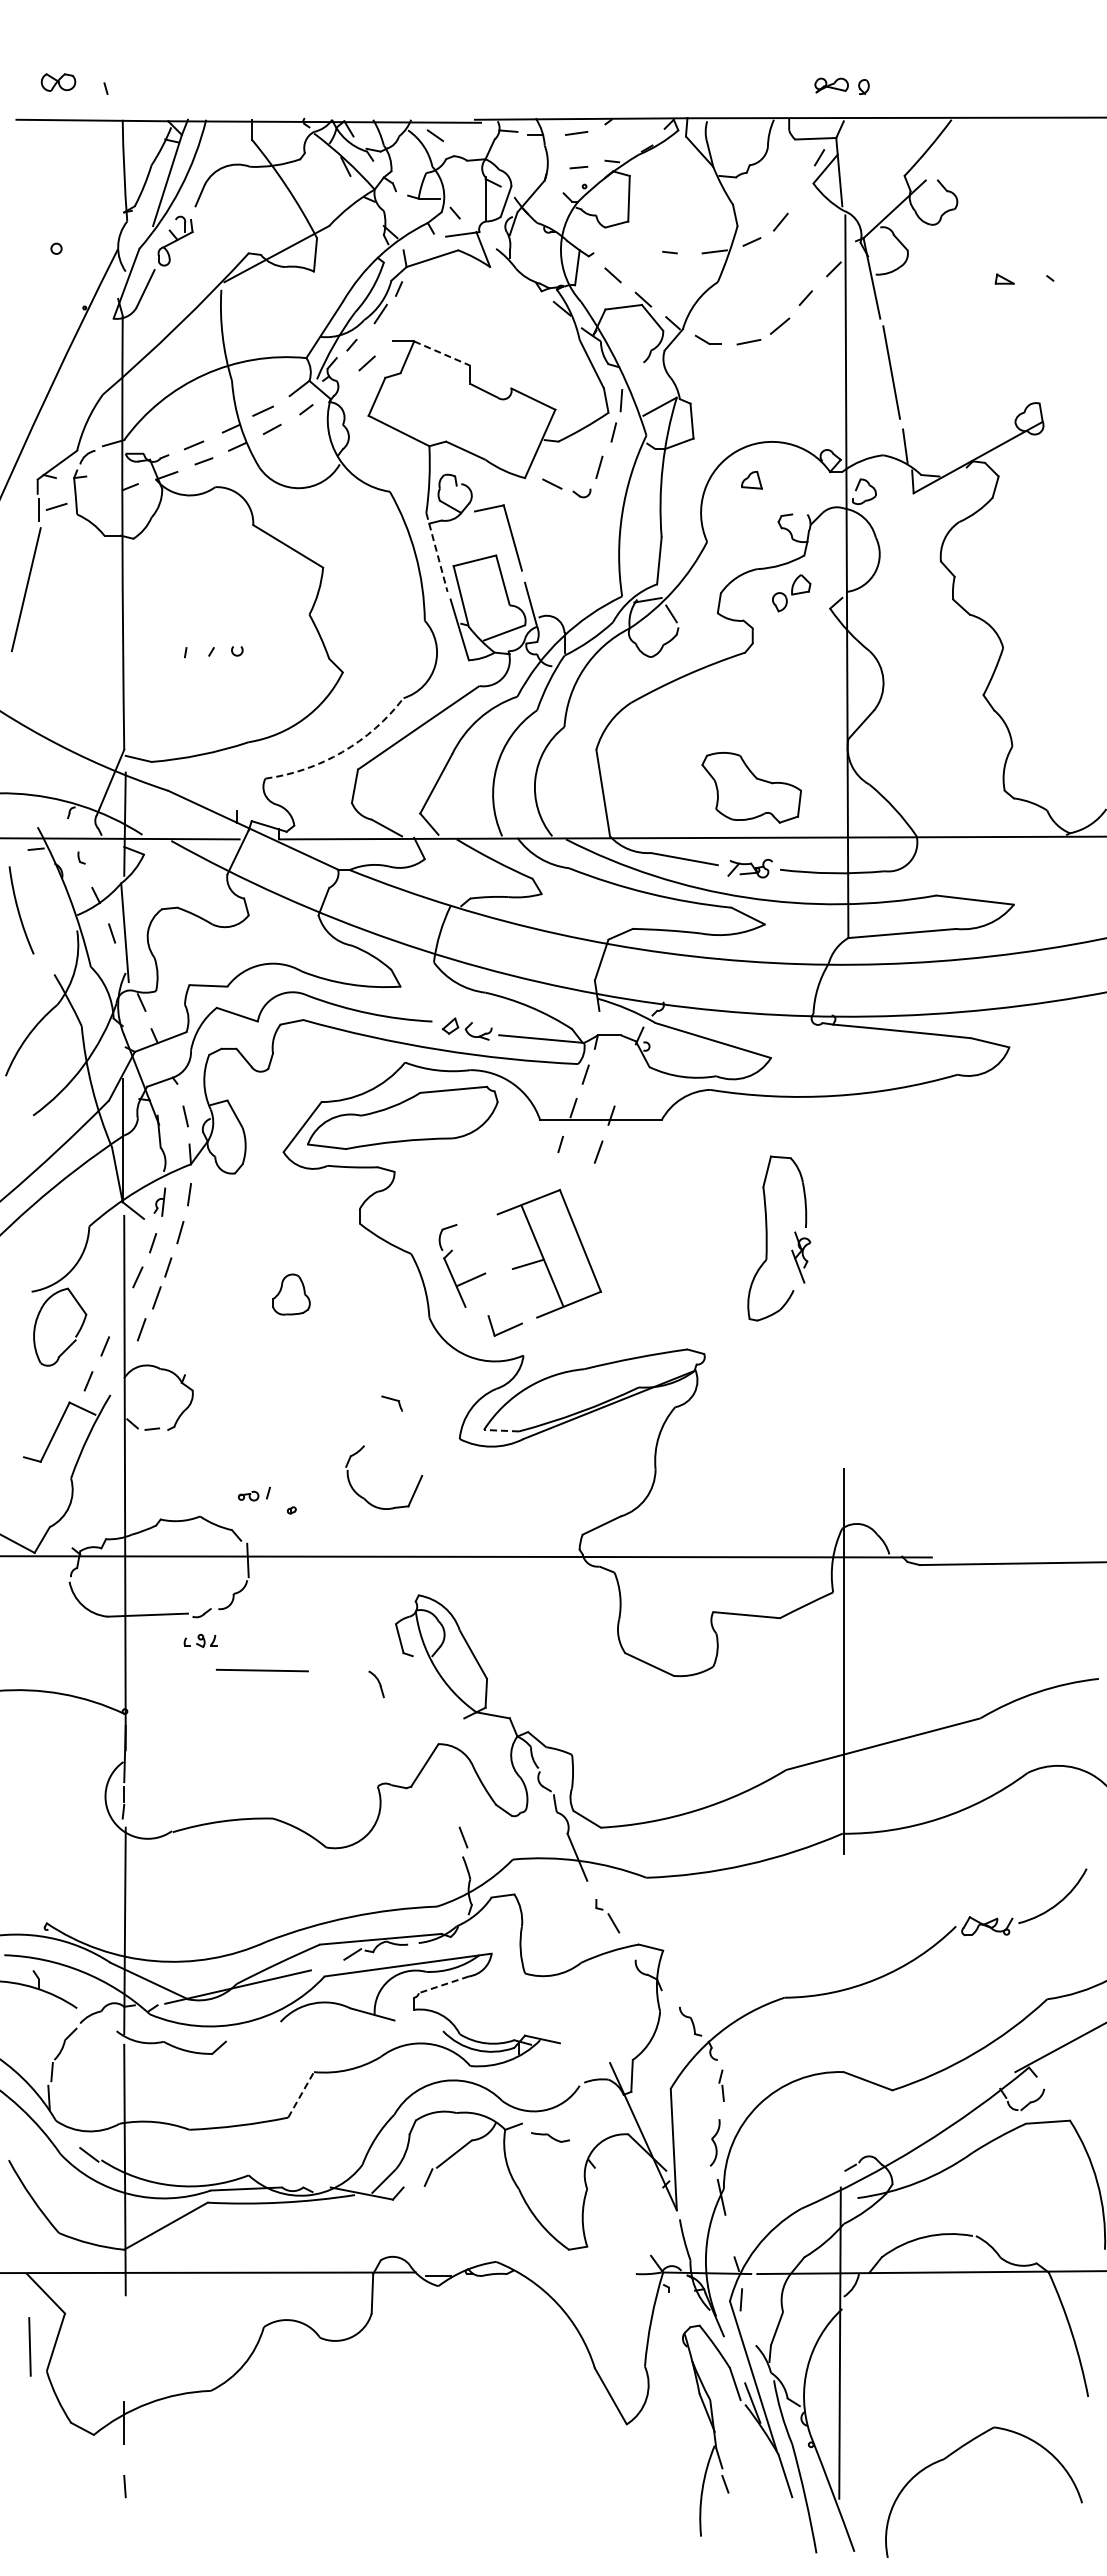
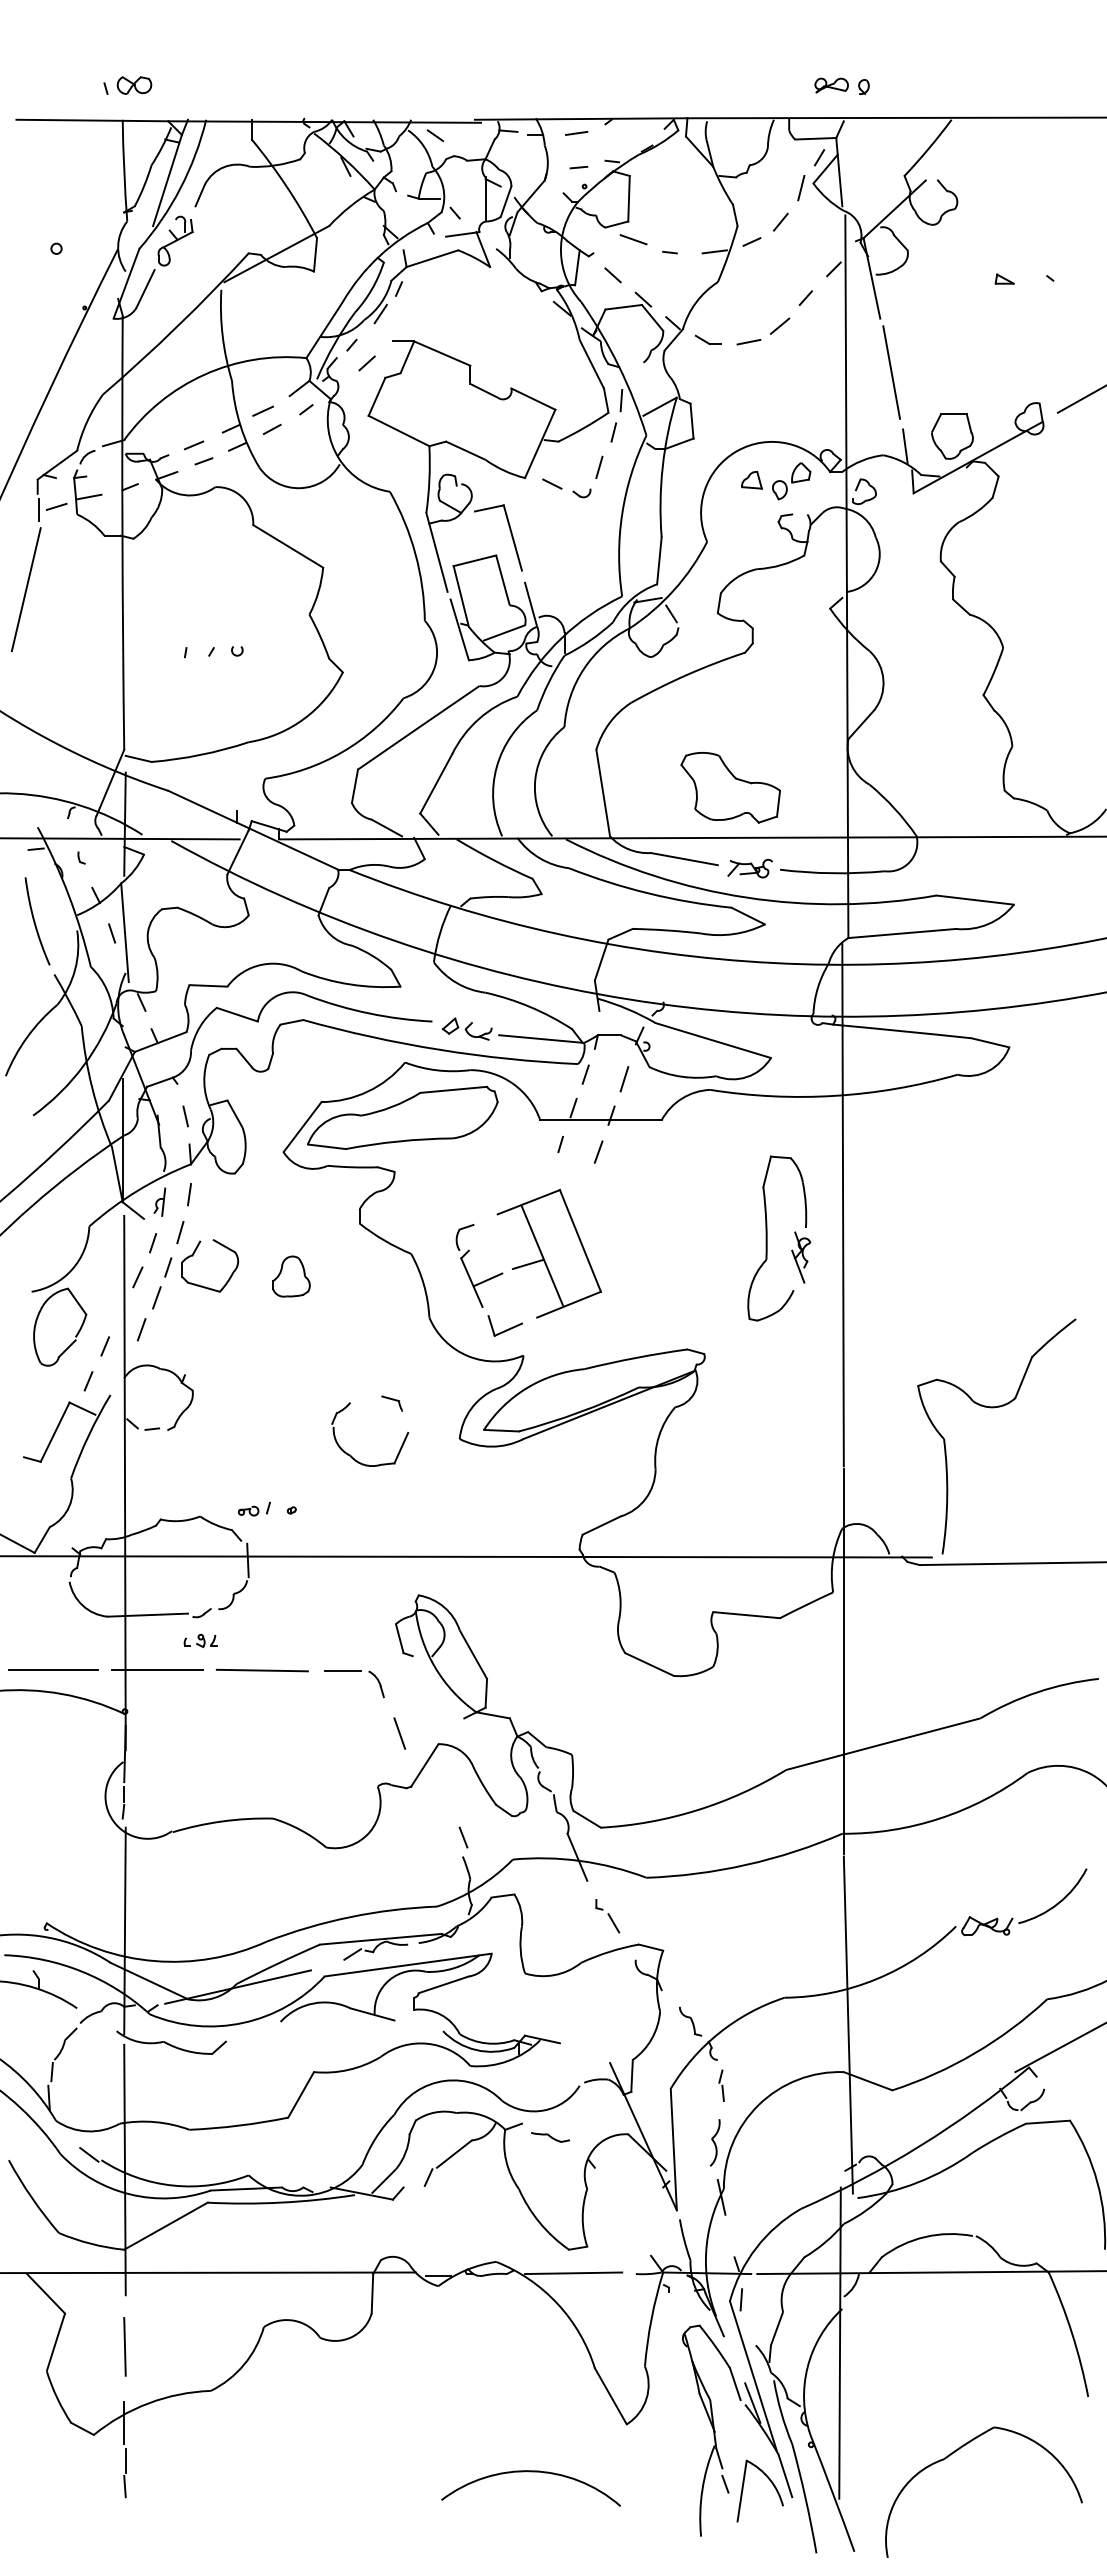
part position: (58, 82) -> (134, 85) (134, 85)
line: none -> present (801, 187)
line: none -> present (633, 239)
line: dashed -> solid (442, 353)
line: none -> present (1080, 399)
part: none -> present (952, 436)
line: none -> present (89, 496)
line: dashed -> solid (436, 552)
part position: (791, 593) -> (791, 481) (791, 481)
arc: dashed -> solid (342, 752)
part position: (751, 787) -> (730, 787) (730, 787)
arc position: (19, 910) -> (35, 921) (35, 921)
line: none -> present (624, 1079)
line: none -> present (842, 1205)
part: none -> present (194, 1254)
part position: (450, 1269) -> (467, 1269) (467, 1269)
part position: (291, 1294) -> (291, 1276) (291, 1276)
part: none -> present (994, 1408)
line: dashed -> solid (501, 1430)
part position: (254, 1493) -> (254, 1508) (254, 1508)
part position: (364, 1497) -> (350, 1454) (350, 1454)
line: none -> present (53, 1669)
line: none -> present (157, 1669)
line: none -> present (342, 1671)
line: none -> present (399, 1733)
line: dashed -> solid (443, 1984)
line: none -> present (847, 2024)
line: dashed -> solid (301, 2094)
line: none -> present (573, 2273)
line position: (29, 2346) -> (124, 2346) (124, 2346)
line: none -> present (125, 2460)
arc: none -> present (530, 2472)
part: none -> present (771, 2483)
